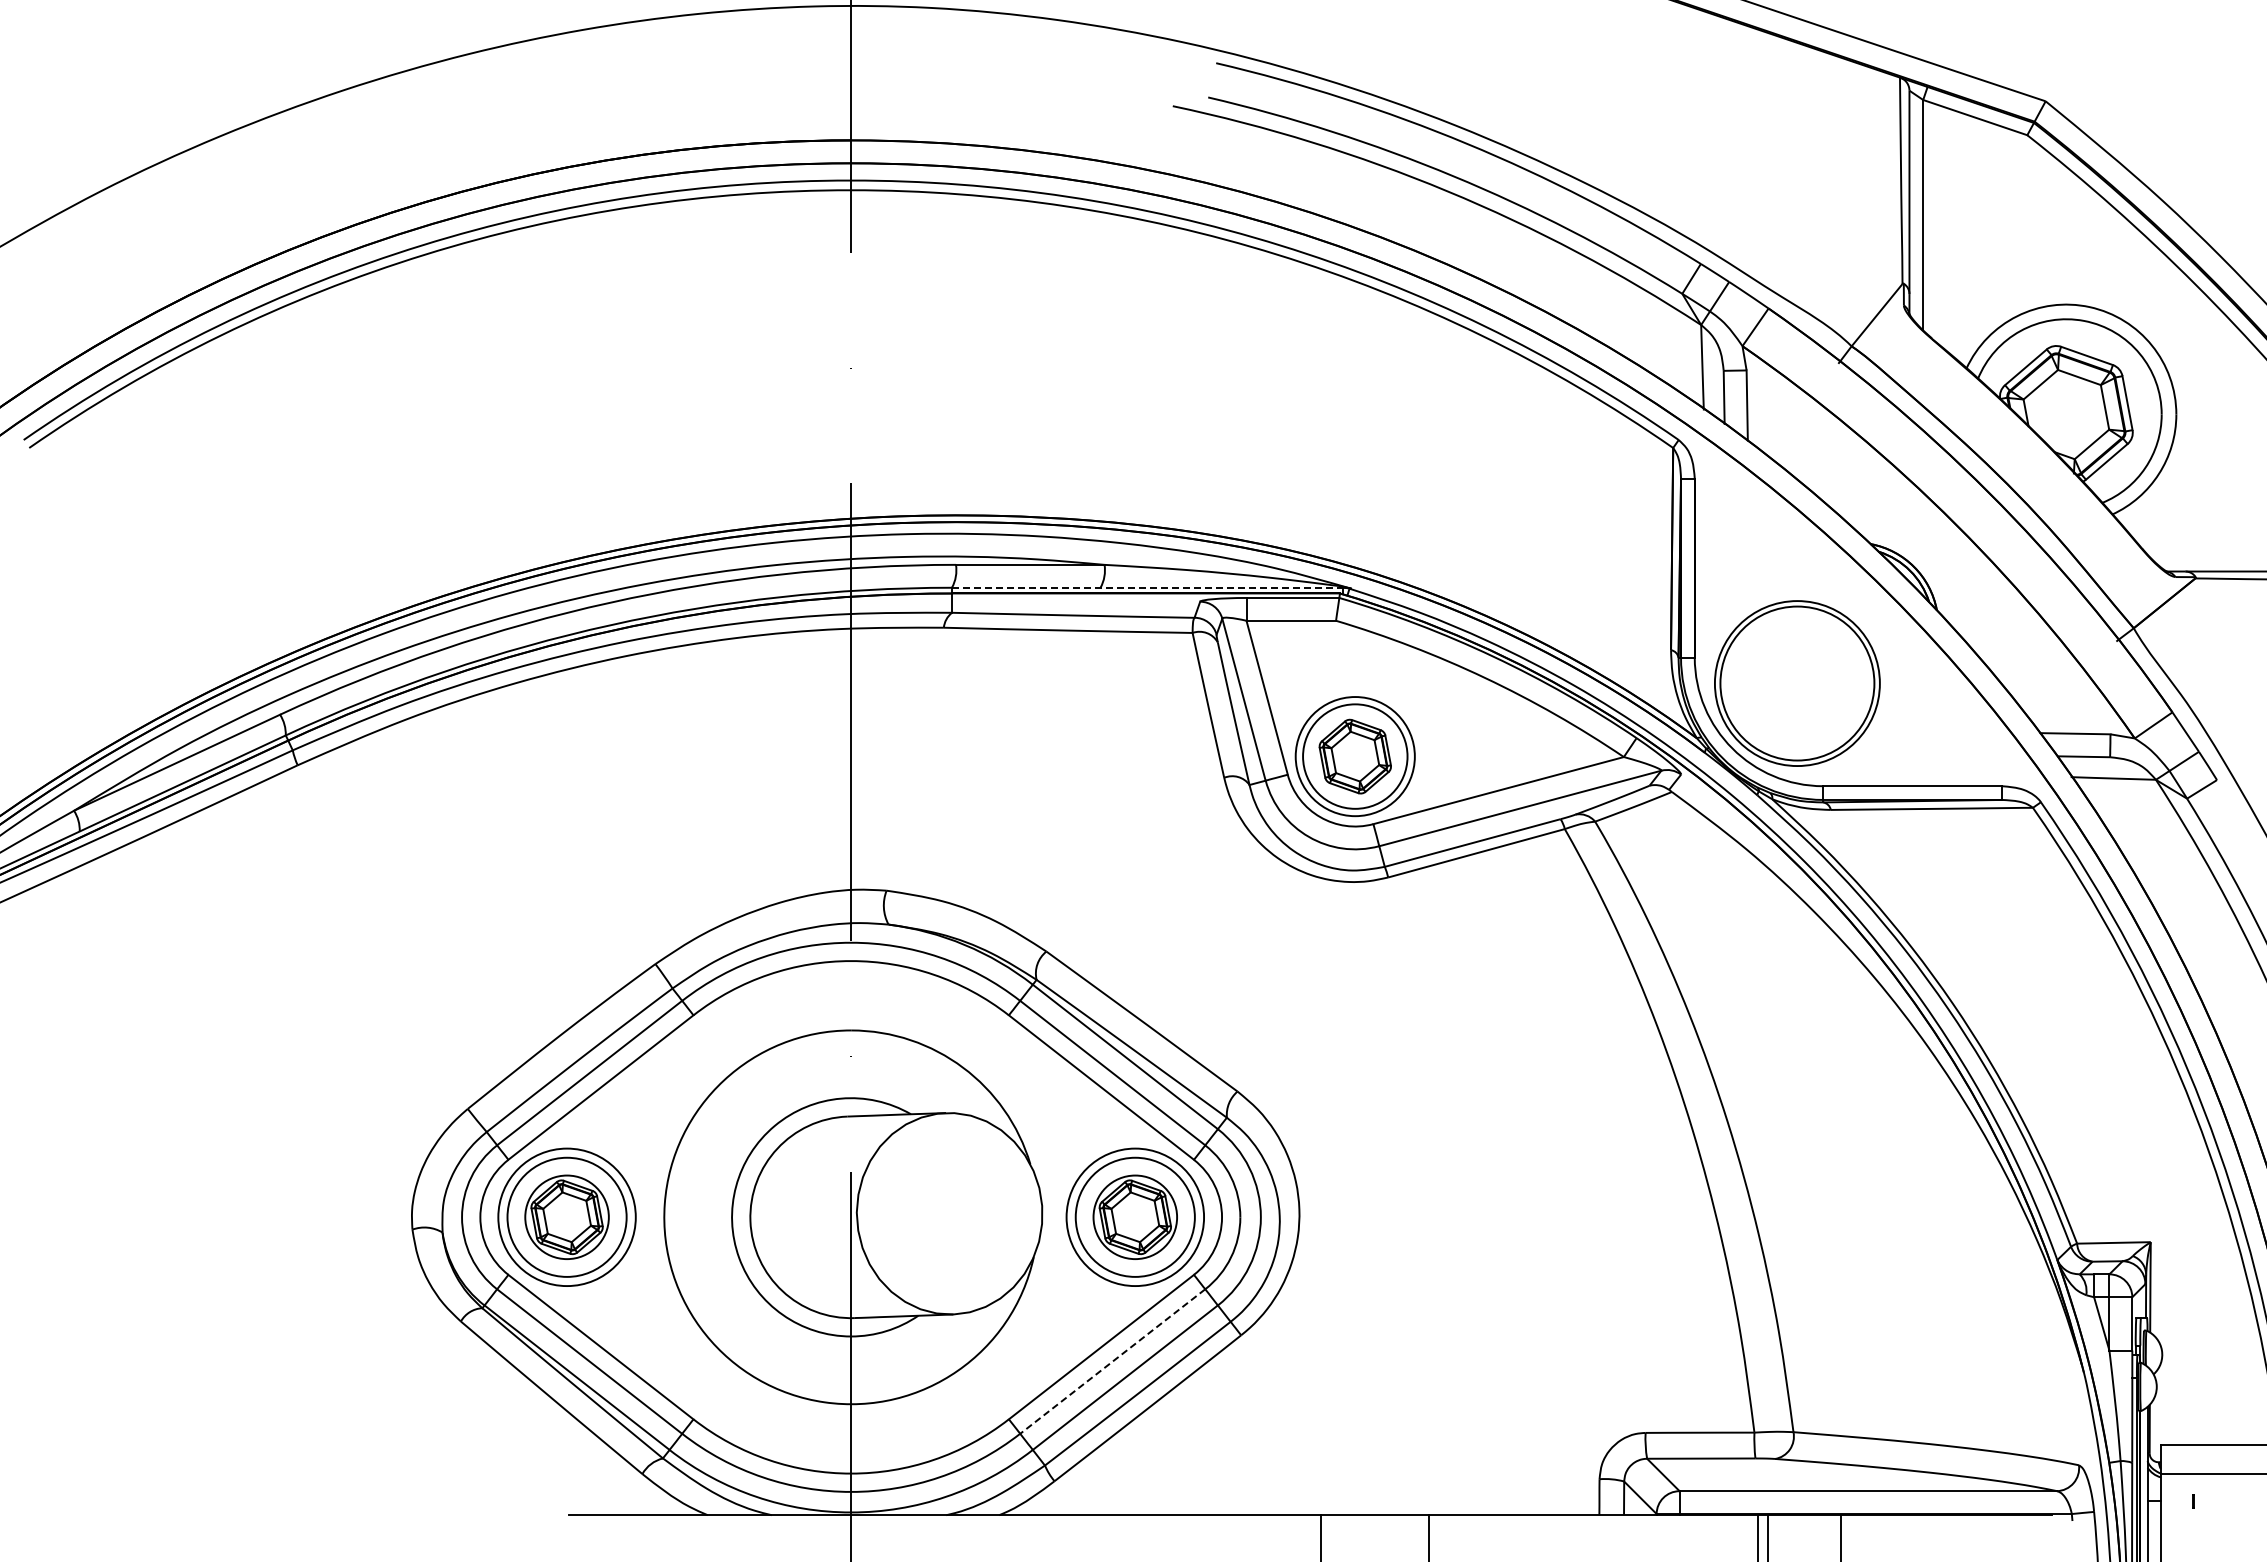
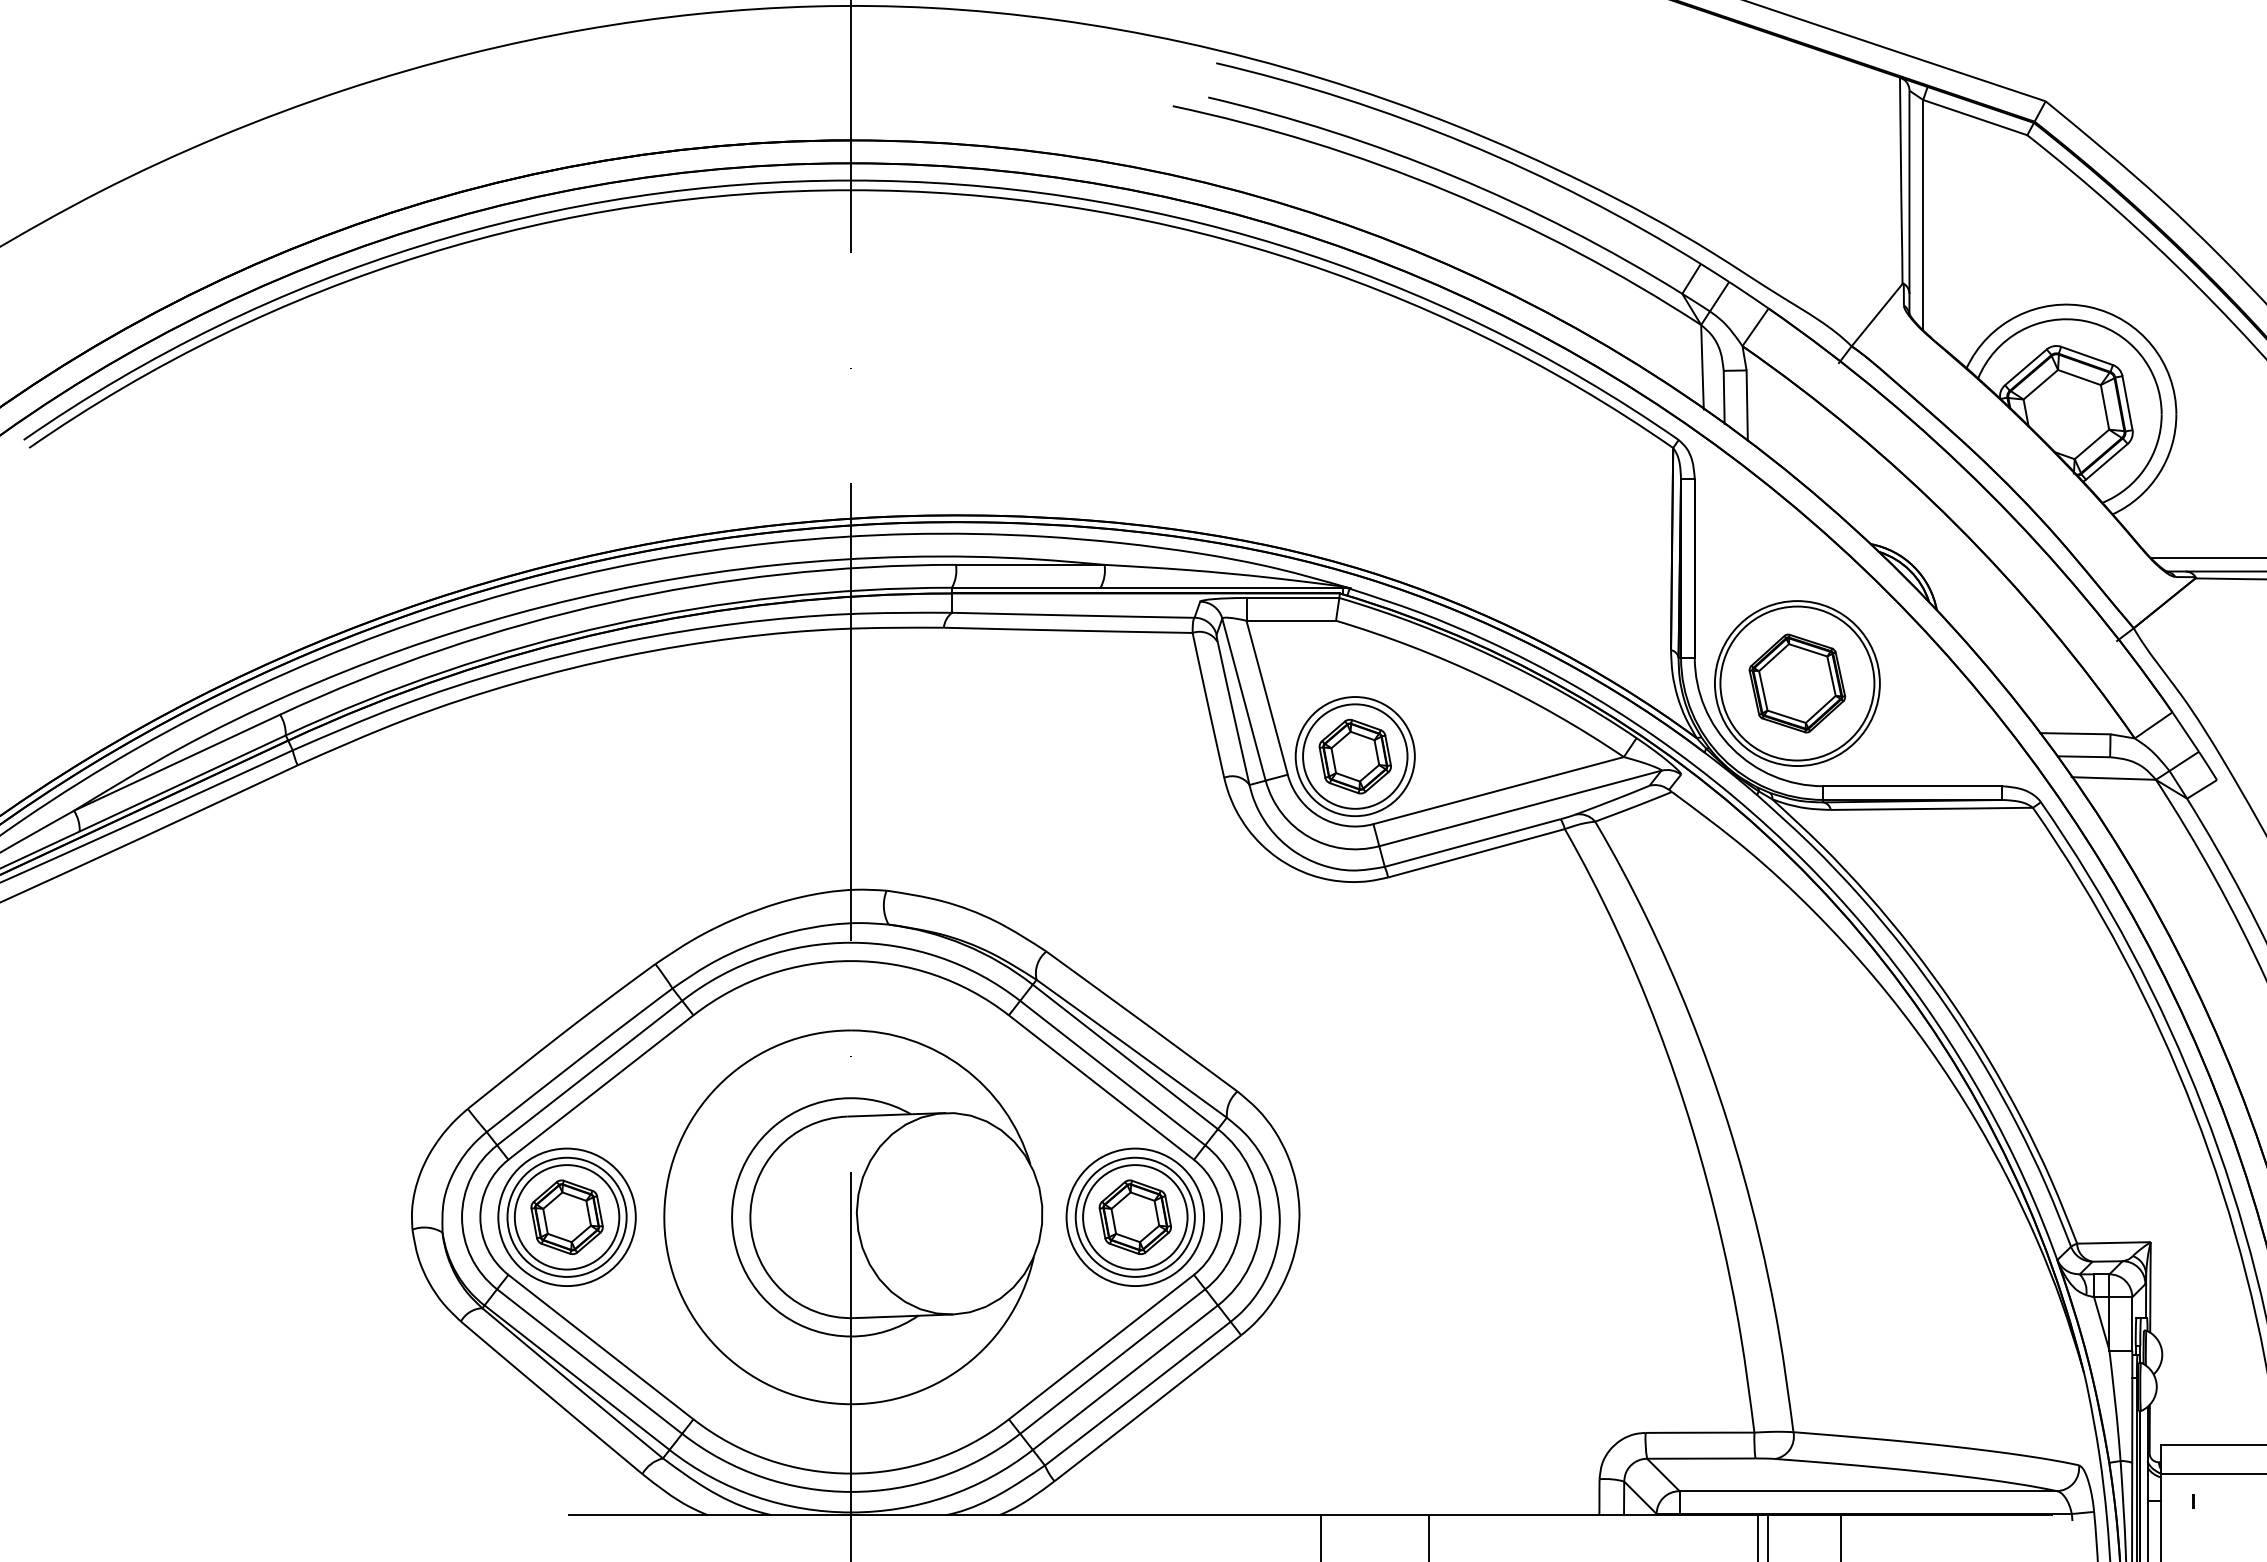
line: none -> present (2206, 557)
line: dashed -> solid (1147, 587)
part: none -> present (1797, 683)
circle diameter: 84 px -> 104 px (566, 1217)
circle diameter: 84 px -> 104 px (1135, 1217)
line: dashed -> solid (1112, 1361)
